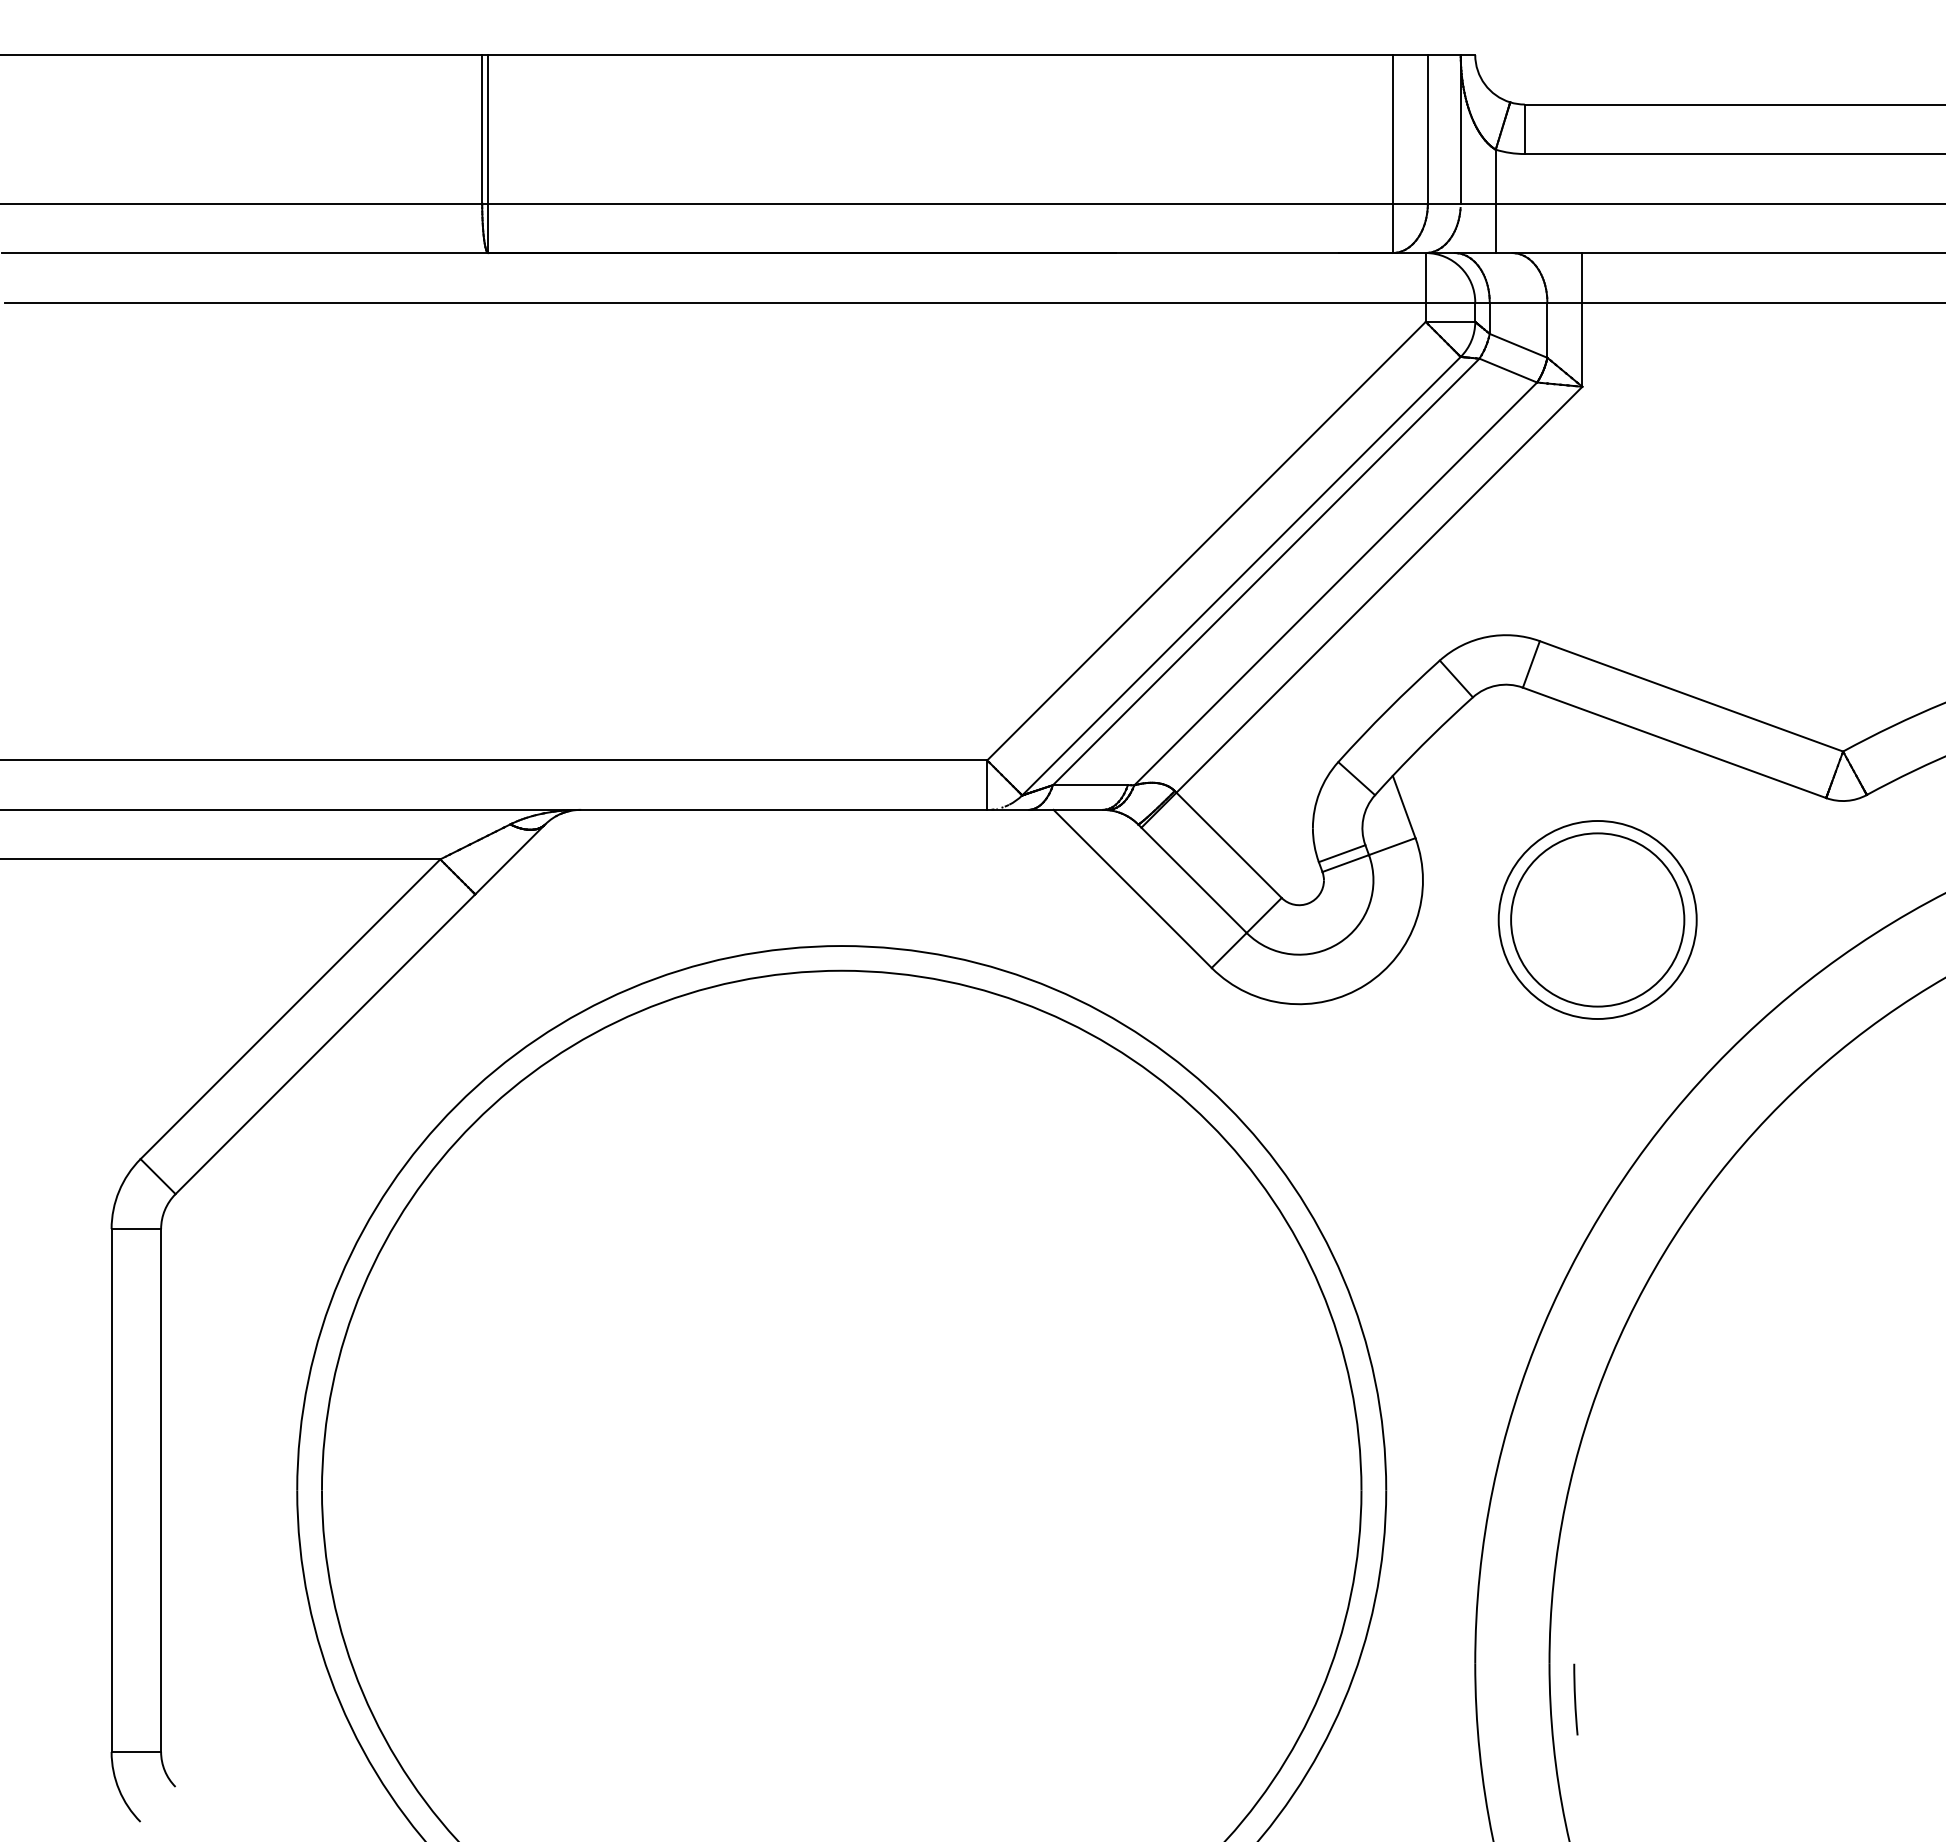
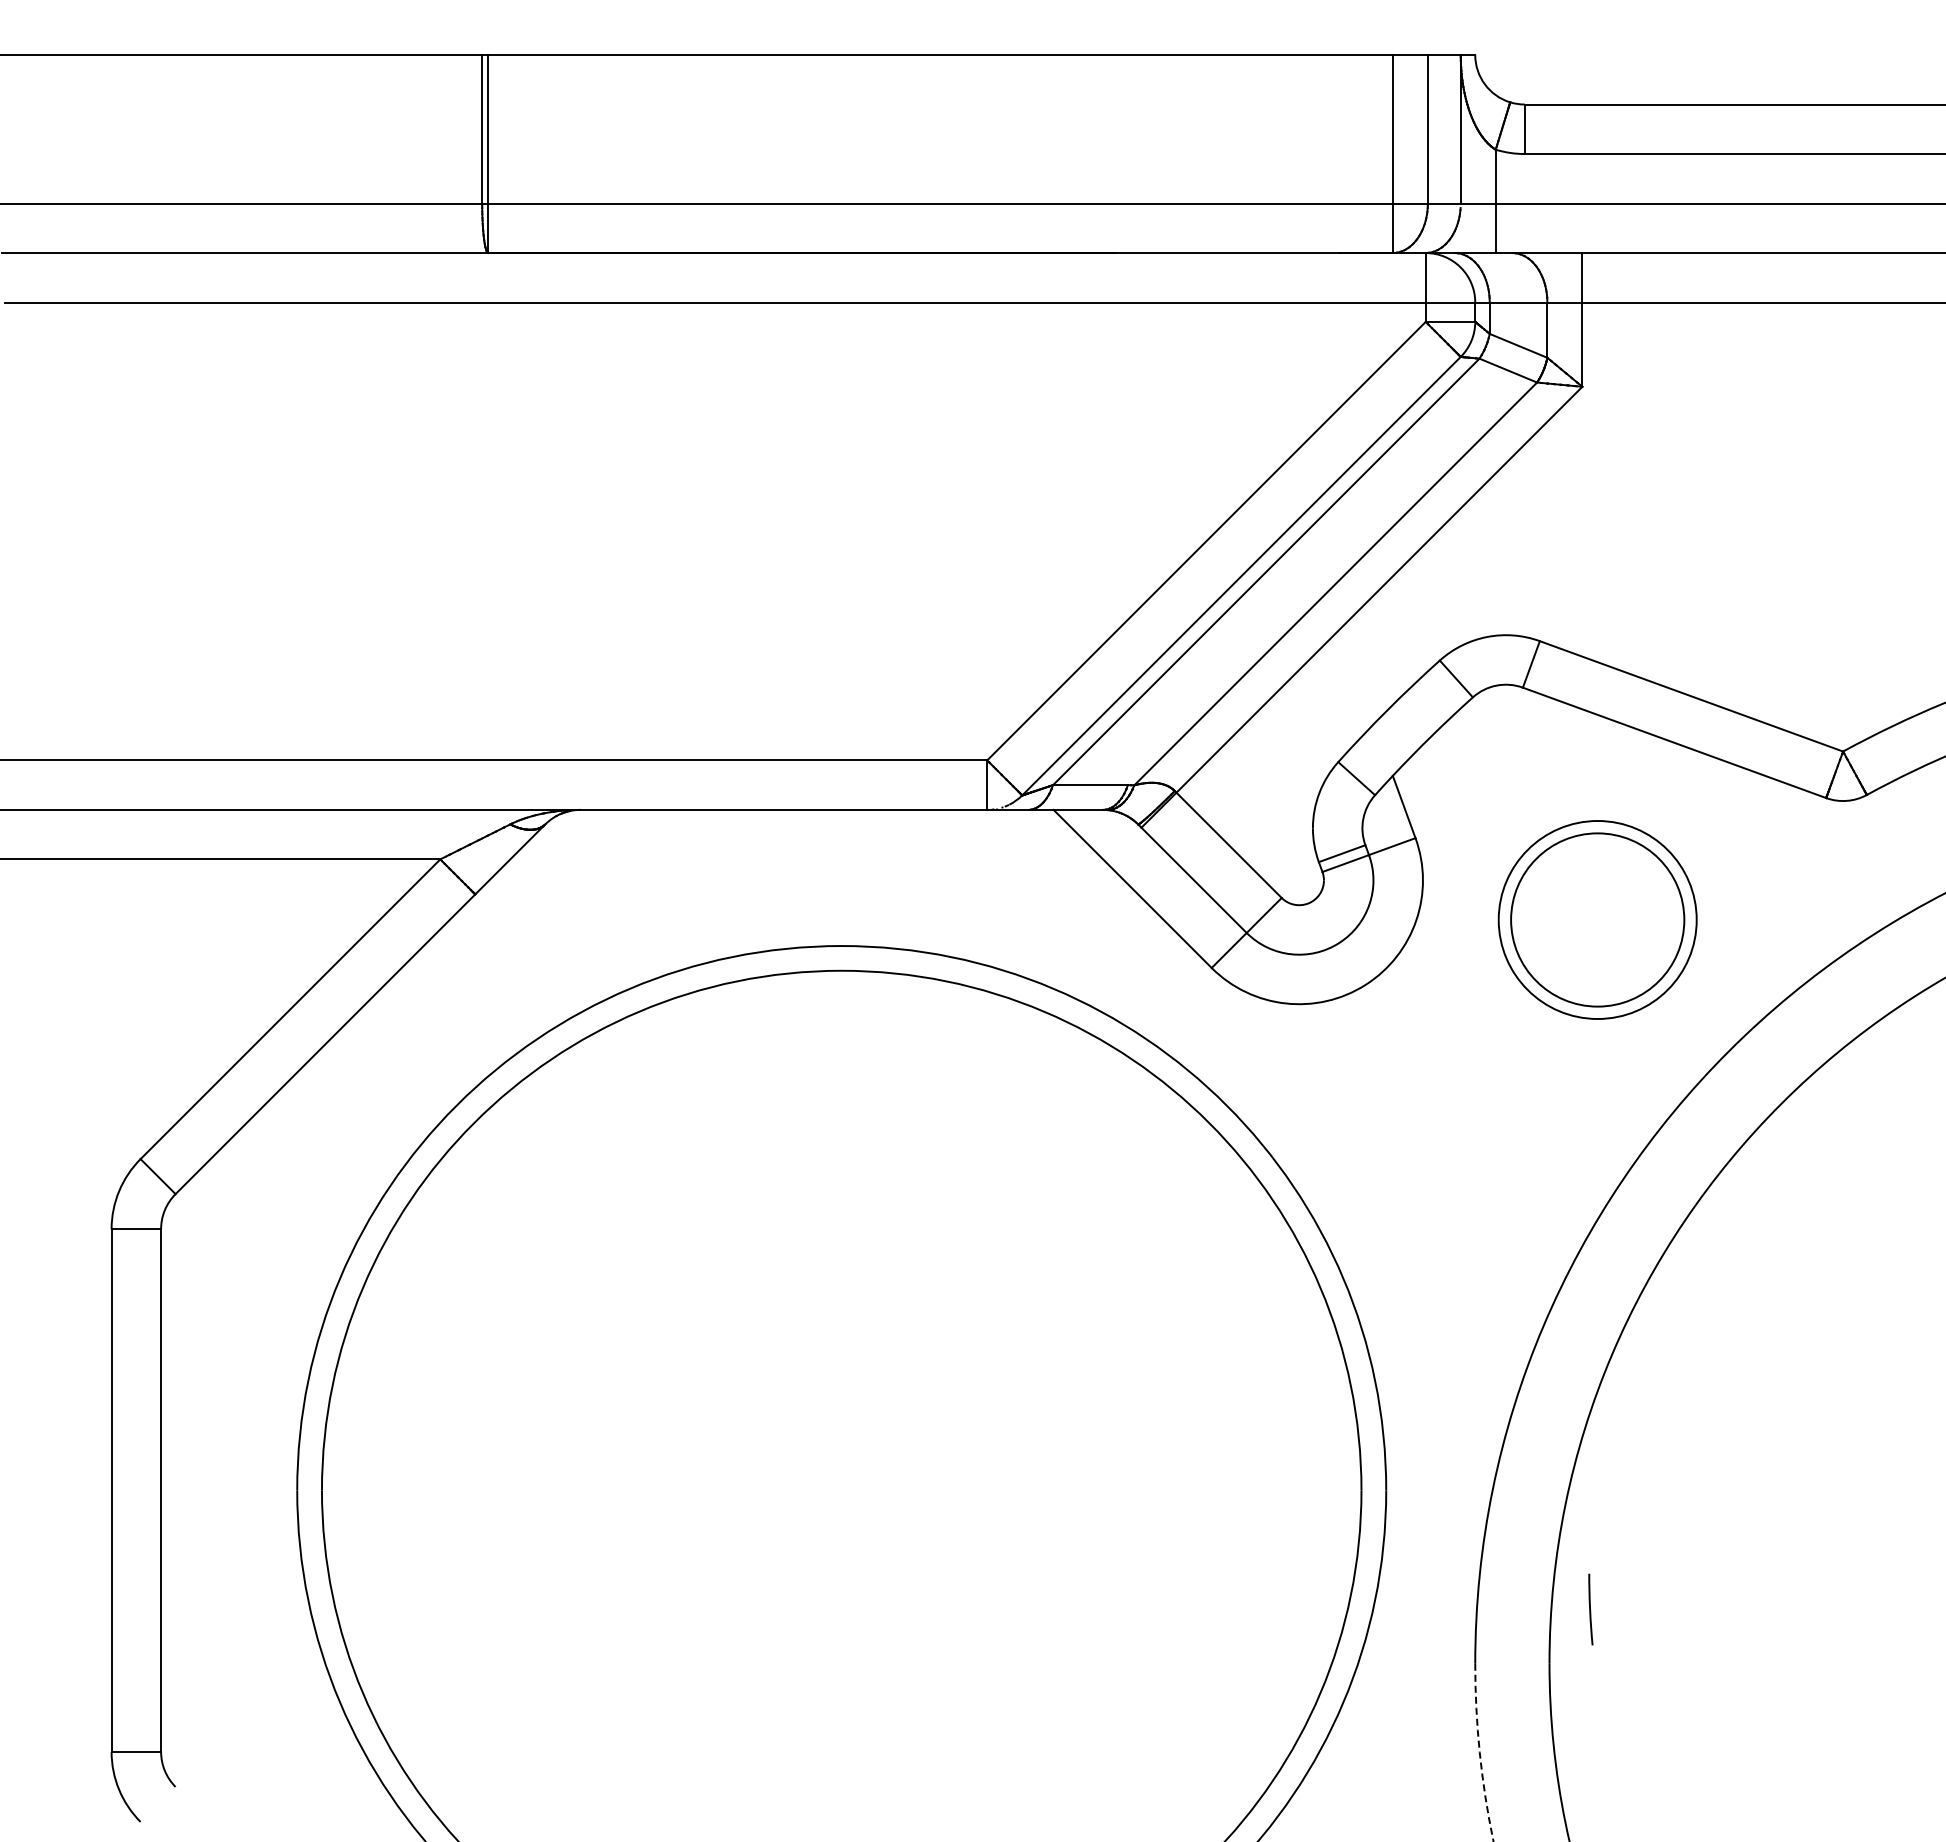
line position: (1575, 1699) -> (1590, 1609) (1590, 1609)
arc: solid -> dashed (1479, 1752)
